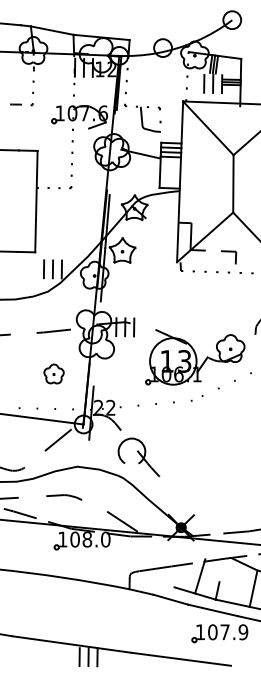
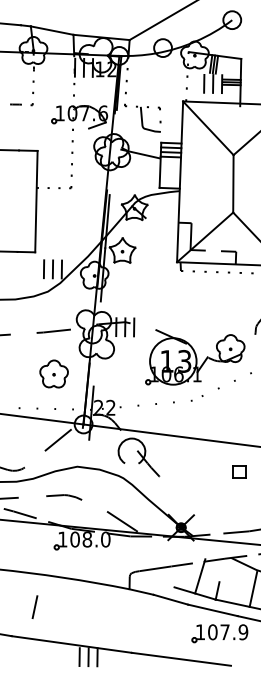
line: none -> present (161, 21)
line: none -> present (217, 263)
part size: 22x22 px -> 30x30 px (53, 373)
line: none -> present (170, 435)
part: none -> present (239, 471)
line: none -> present (34, 606)
